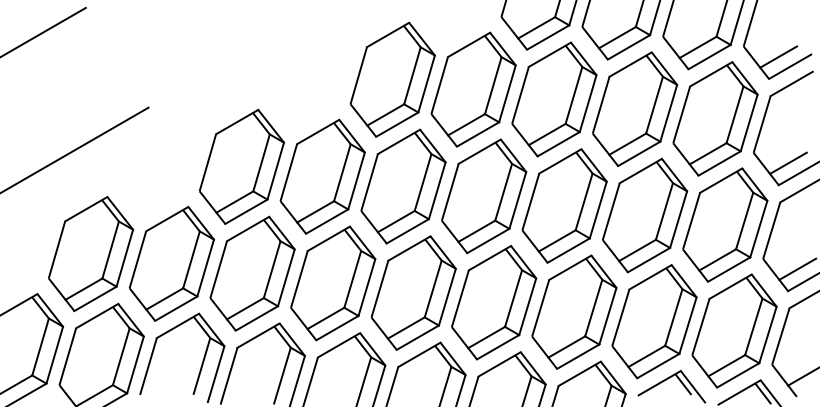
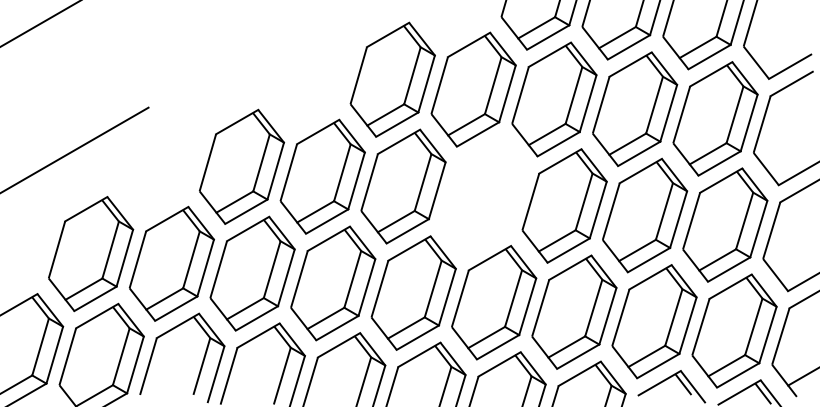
line position: (48, 28) -> (39, 23) (39, 23)
line: present -> none (778, 56)
line: present -> none (788, 162)
part: present -> none (484, 196)
line: present -> none (797, 268)
